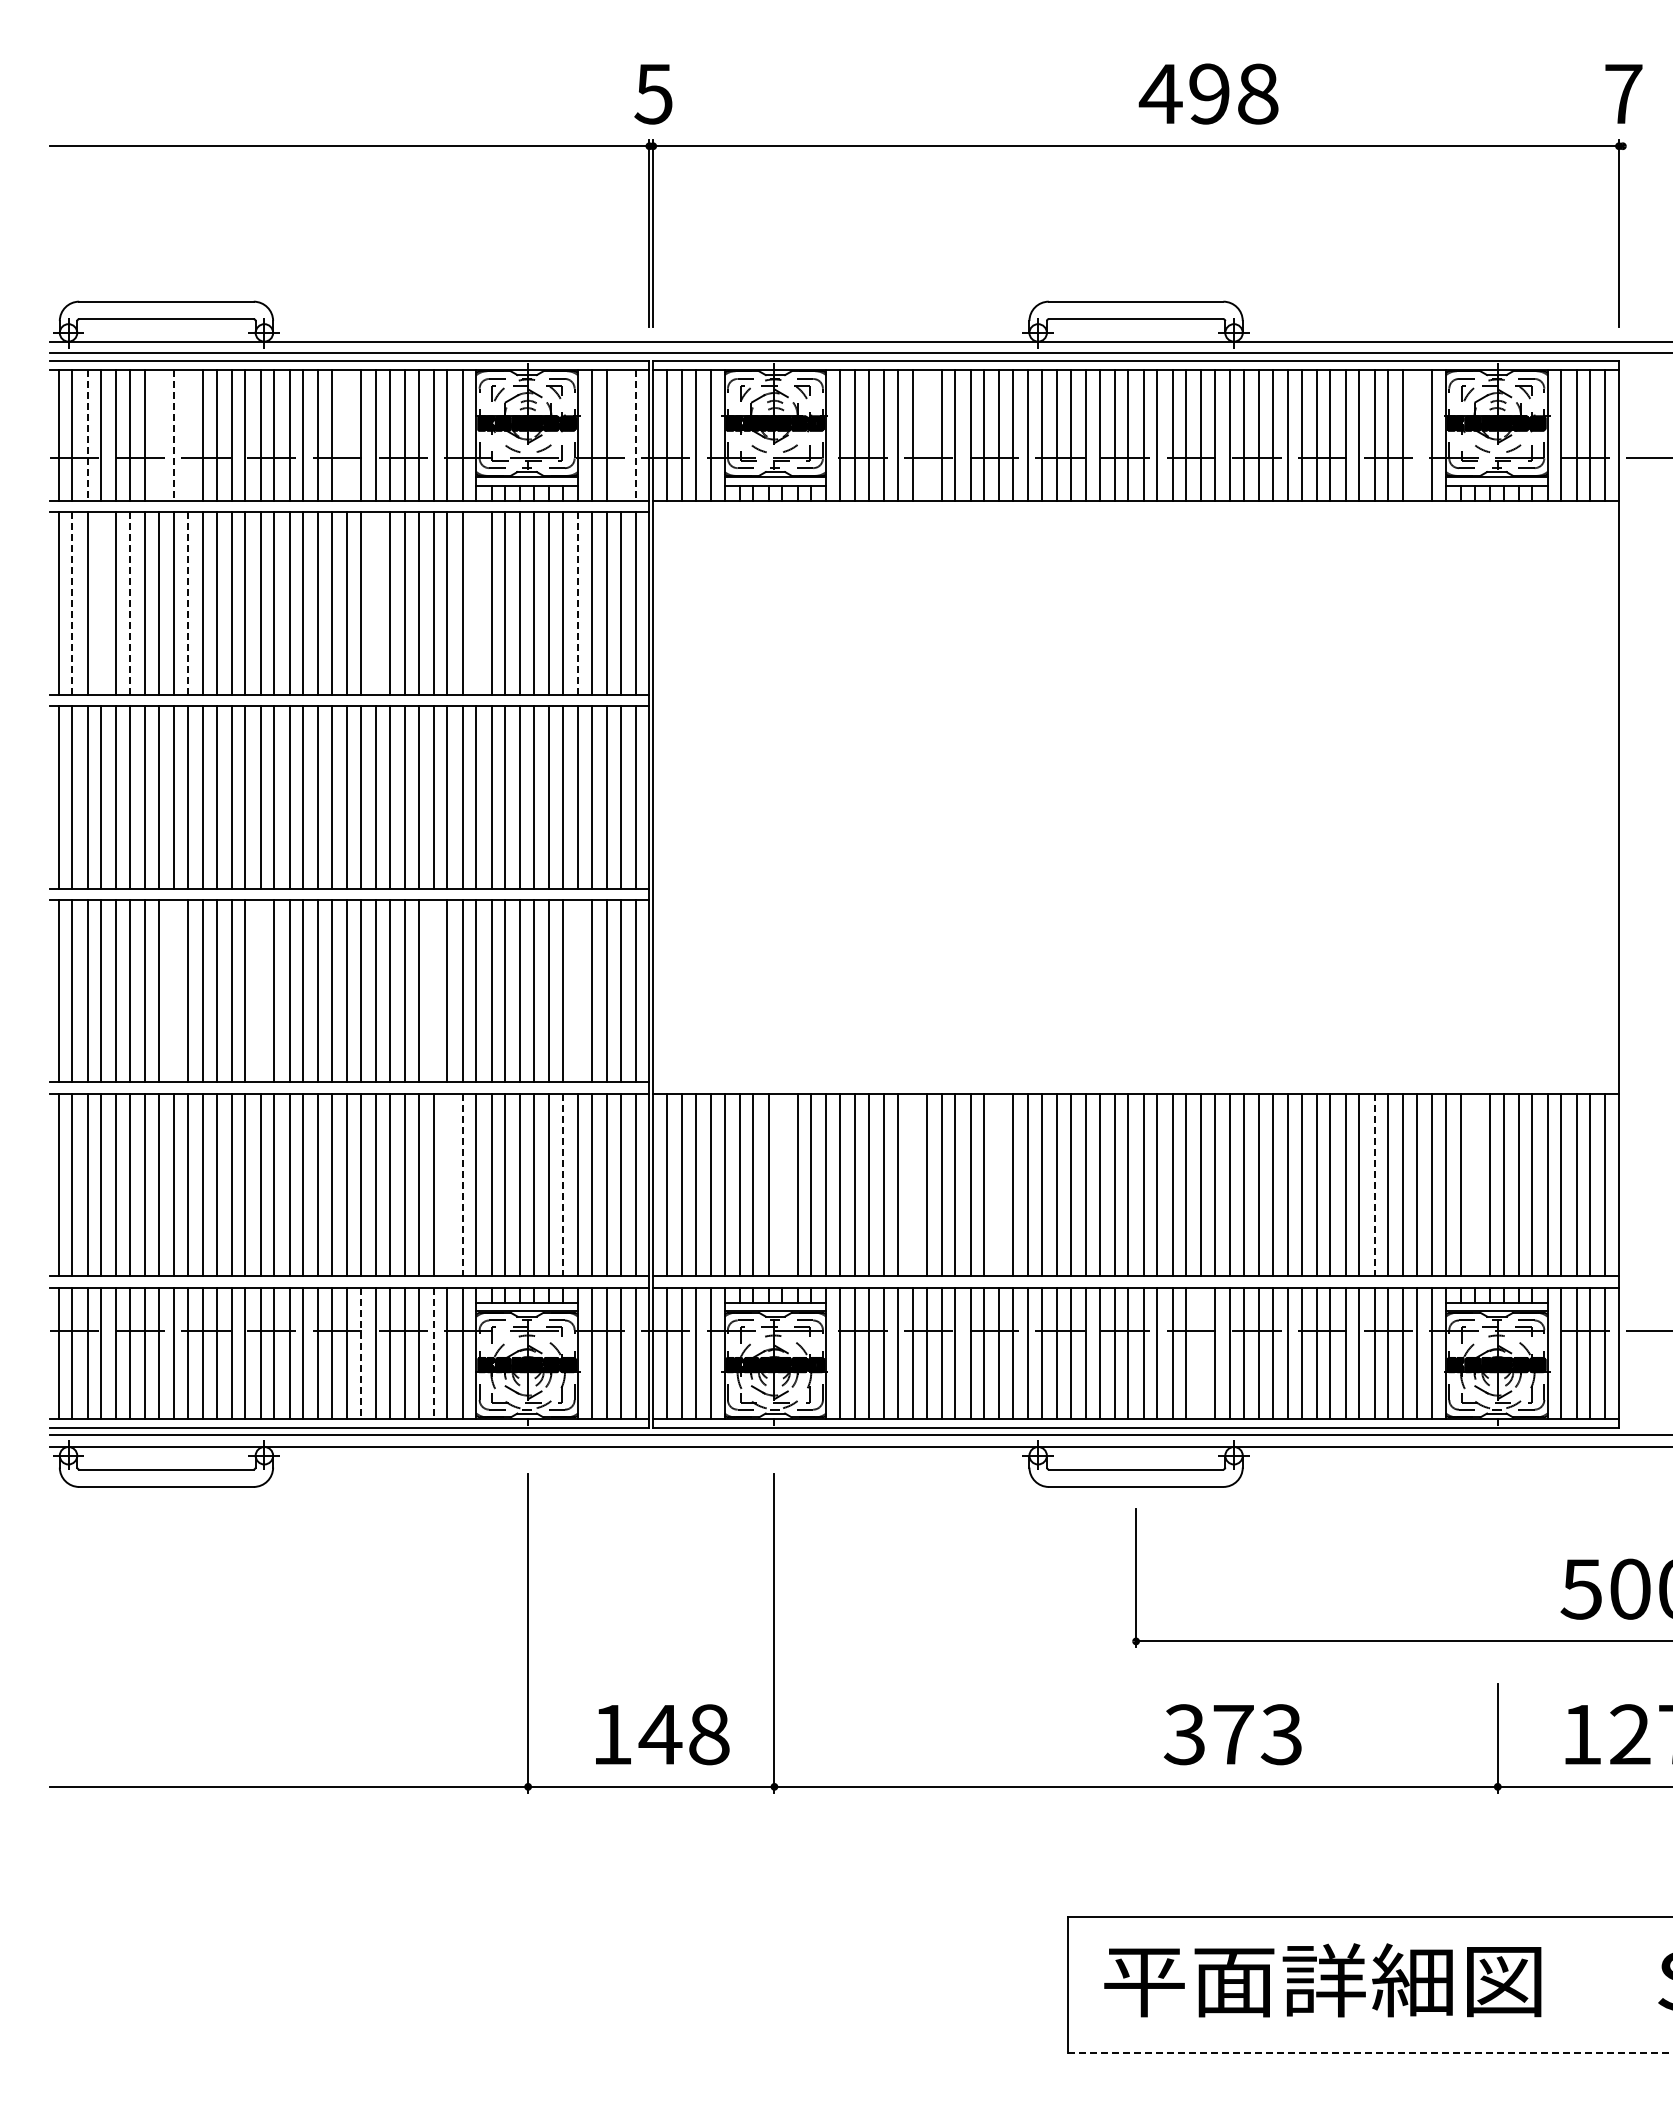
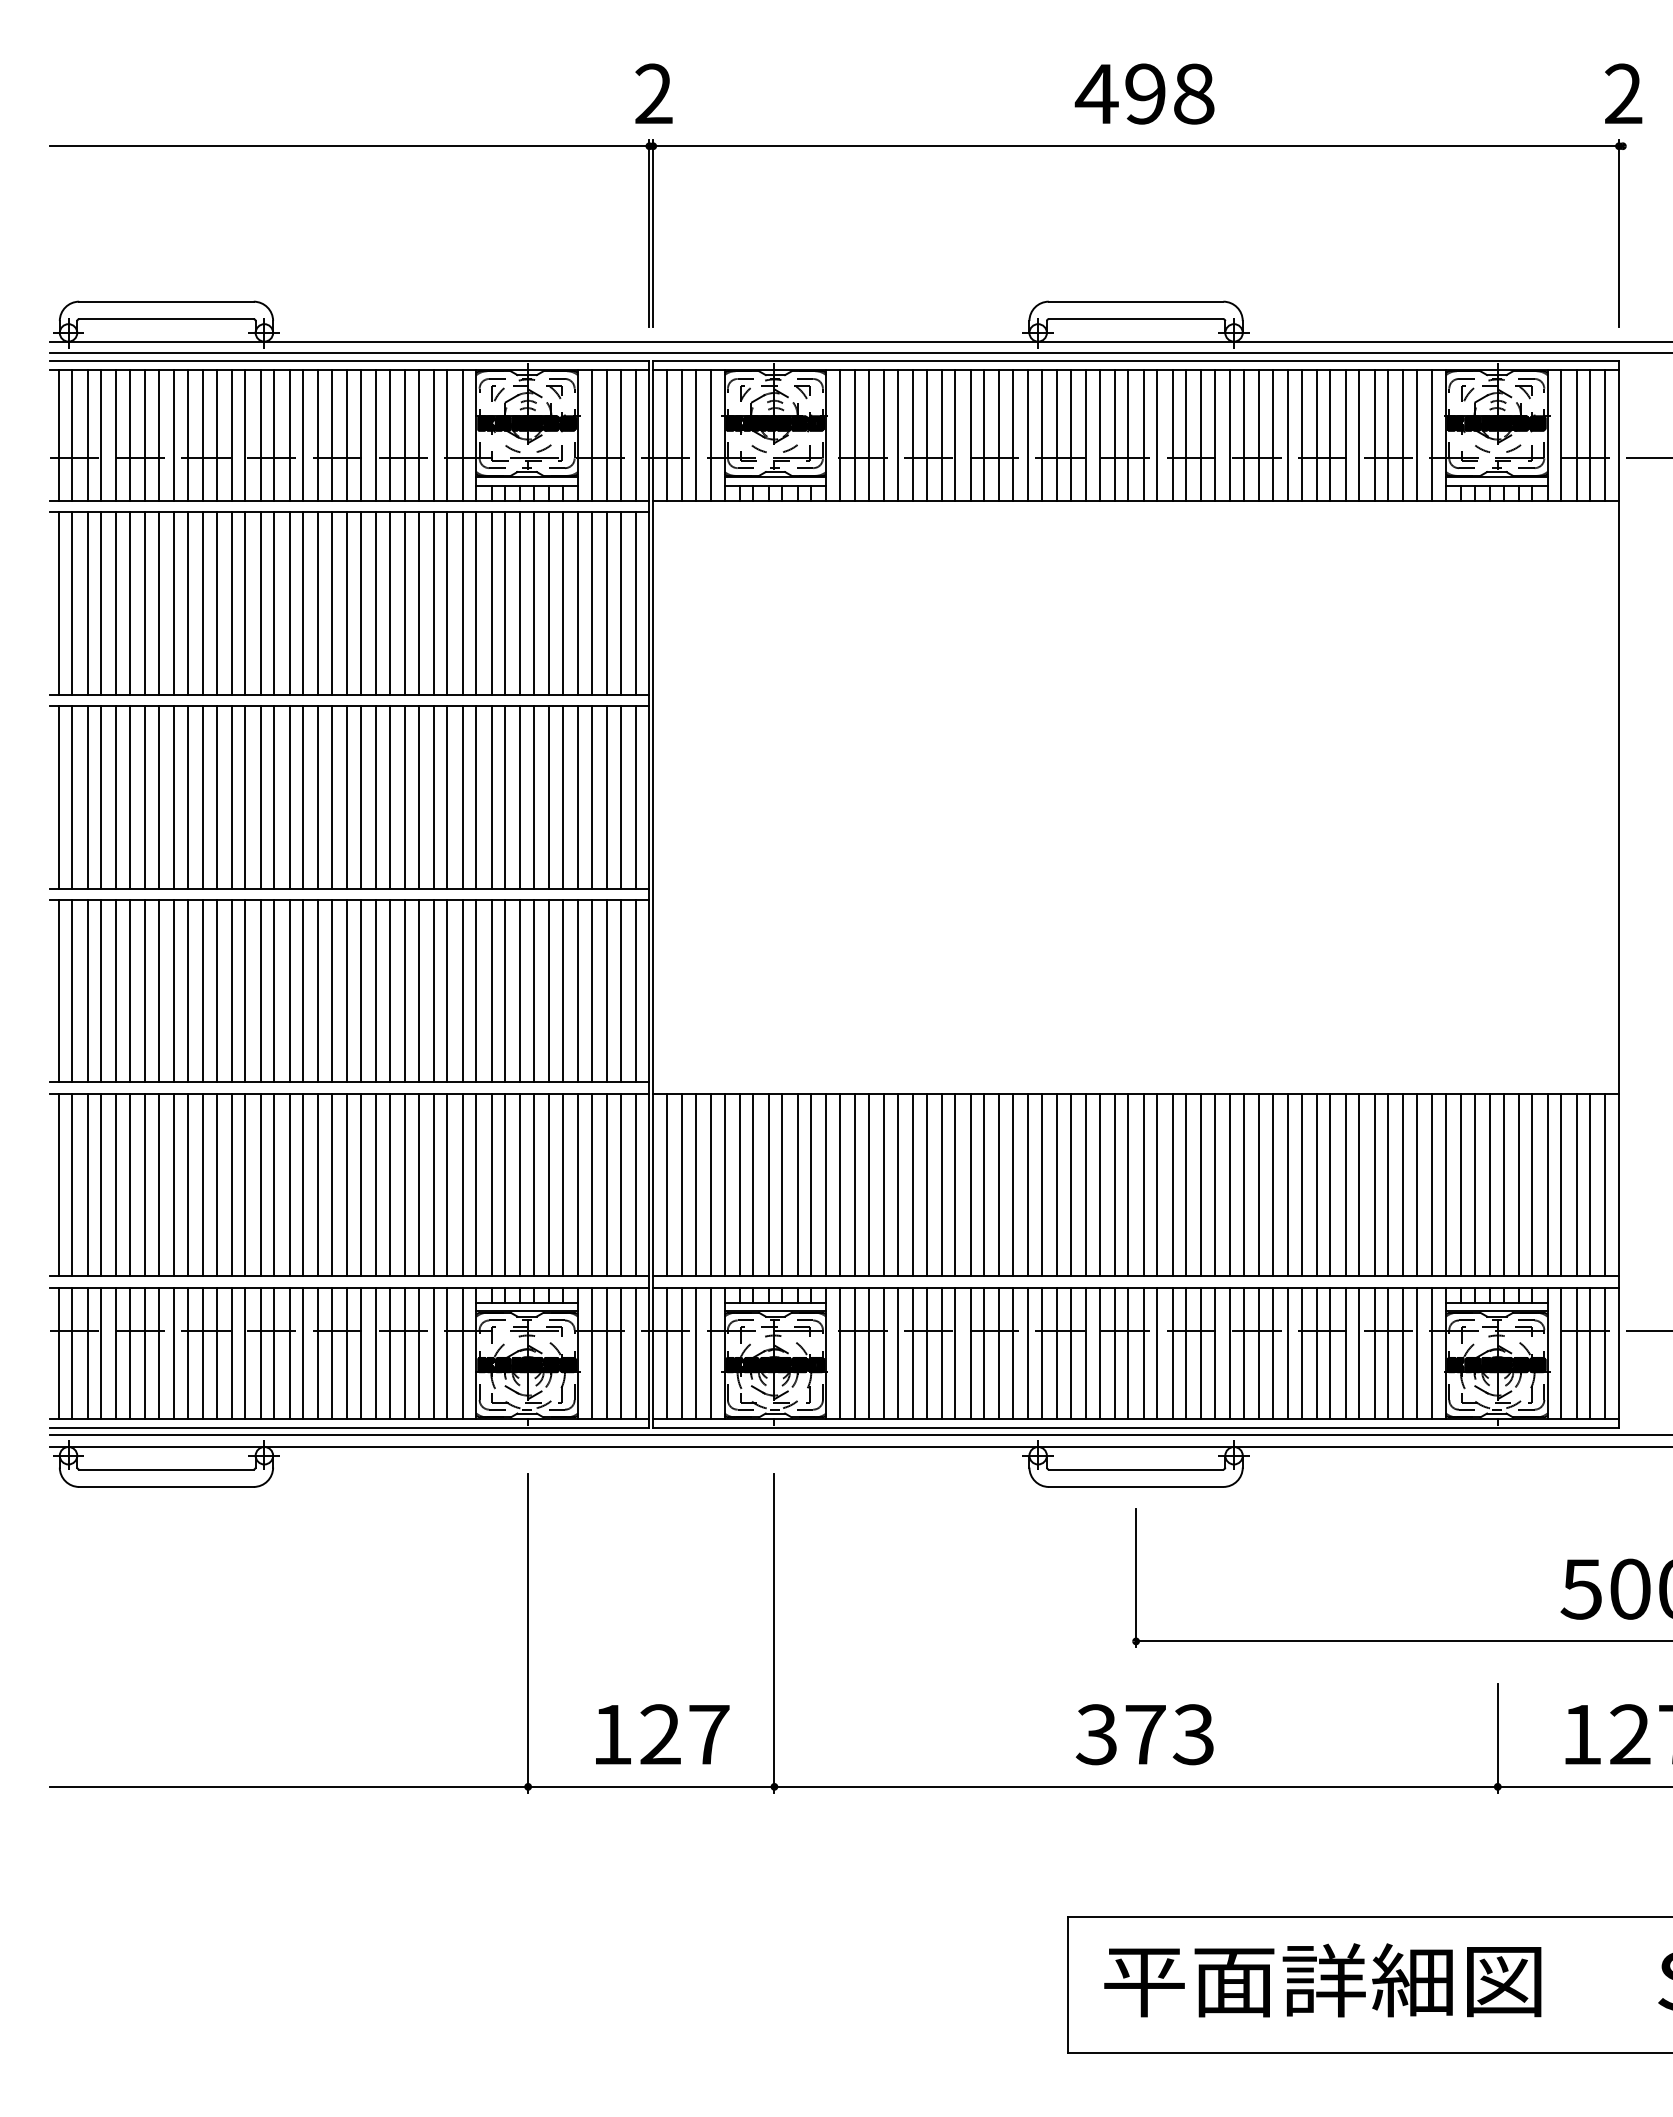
text: 5 -> 2 (653, 93)
text position: (1208, 93) -> (1144, 93) (1144, 93)
text: 7 -> 2 (1623, 93)
line: none -> present (158, 434)
line: none -> present (187, 434)
line: none -> present (347, 434)
line: none -> present (620, 434)
line: none -> present (926, 434)
line: none -> present (1417, 434)
line: dashed -> solid (87, 435)
line: dashed -> solid (174, 435)
line: dashed -> solid (635, 435)
line: dashed -> solid (72, 603)
line: none -> present (101, 603)
line: dashed -> solid (129, 603)
line: dashed -> solid (187, 603)
line: none -> present (376, 603)
line: none -> present (476, 603)
line: dashed -> solid (578, 603)
line: none -> present (174, 991)
line: none -> present (260, 991)
line: none -> present (433, 991)
line: none -> present (578, 991)
line: none -> present (447, 1185)
line: dashed -> solid (462, 1185)
line: dashed -> solid (562, 1185)
line: none -> present (782, 1185)
line: none -> present (912, 1185)
line: none -> present (999, 1185)
line: dashed -> solid (1374, 1185)
line: none -> present (1474, 1185)
line: dashed -> solid (360, 1353)
line: dashed -> solid (433, 1353)
line: none -> present (1201, 1353)
text: 148 -> 127 (683, 1734)
text position: (1232, 1734) -> (1144, 1734) (1144, 1734)
line: dashed -> solid (1370, 2053)
